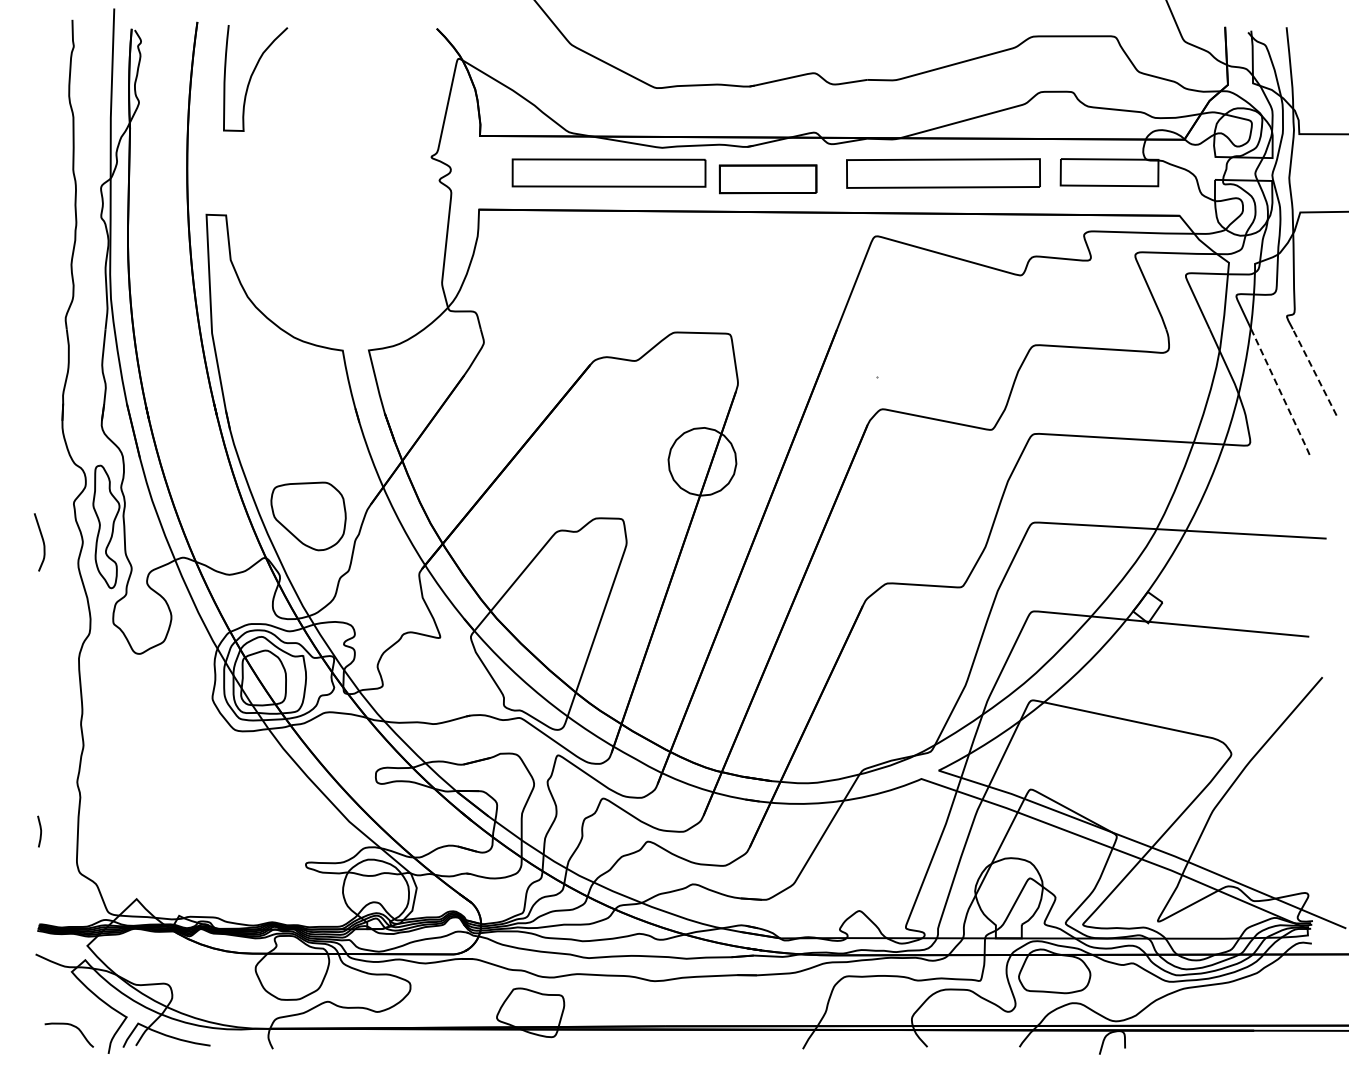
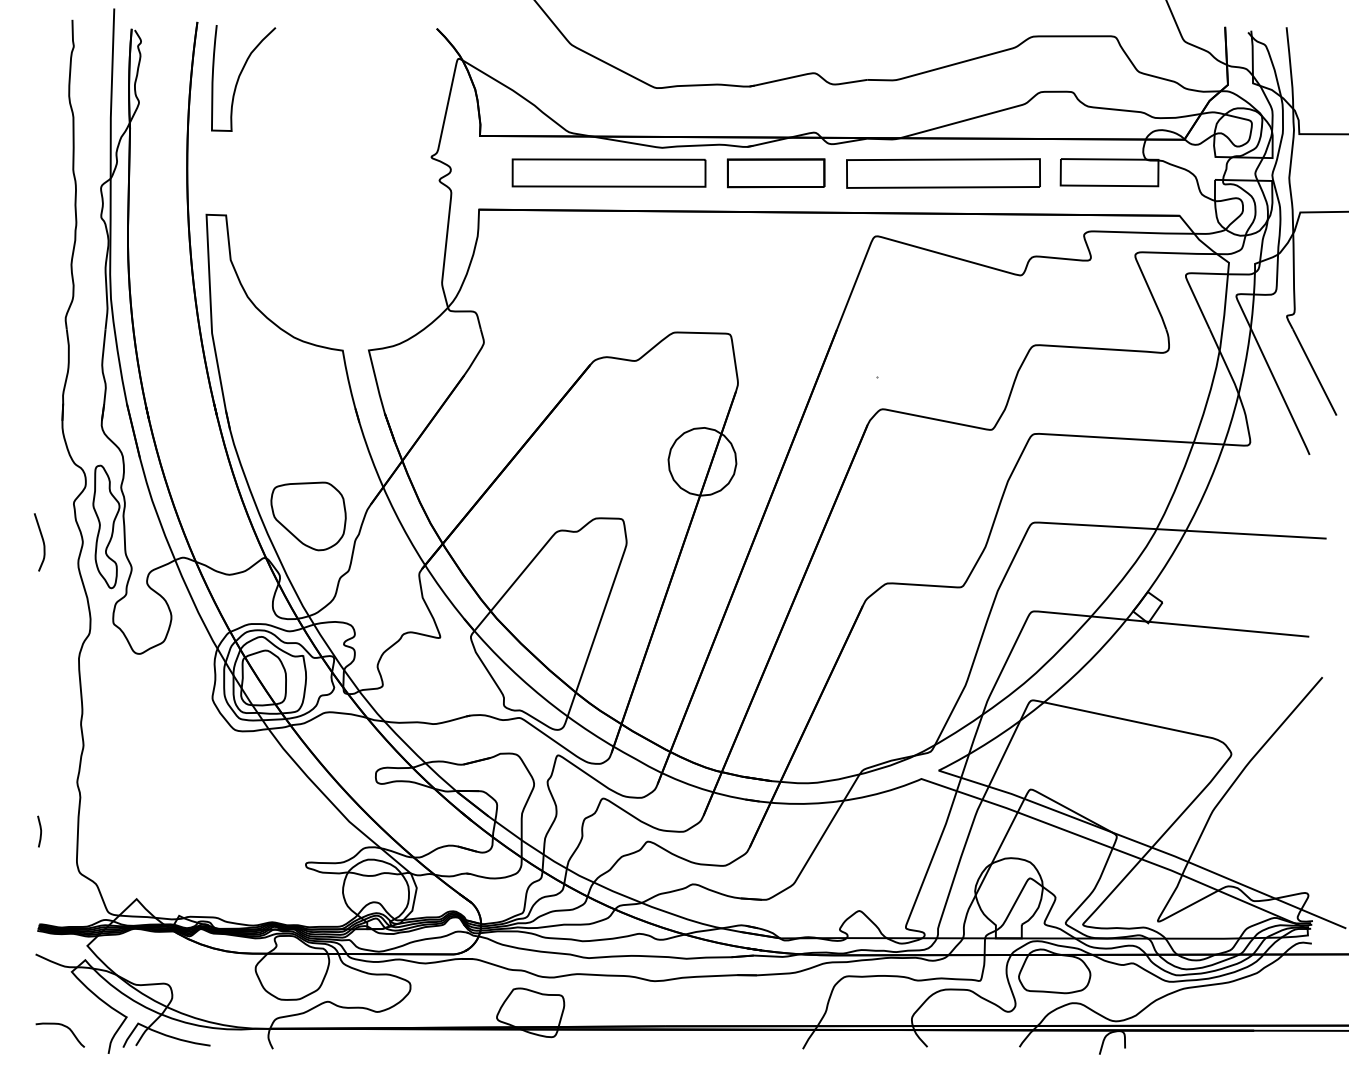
curve position: (252, 76) -> (240, 76) (240, 76)
part position: (767, 179) -> (775, 173) (775, 173)
line: dashed -> solid (1314, 371)
line: dashed -> solid (1280, 392)
curve position: (72, 1026) -> (63, 1026) (63, 1026)
